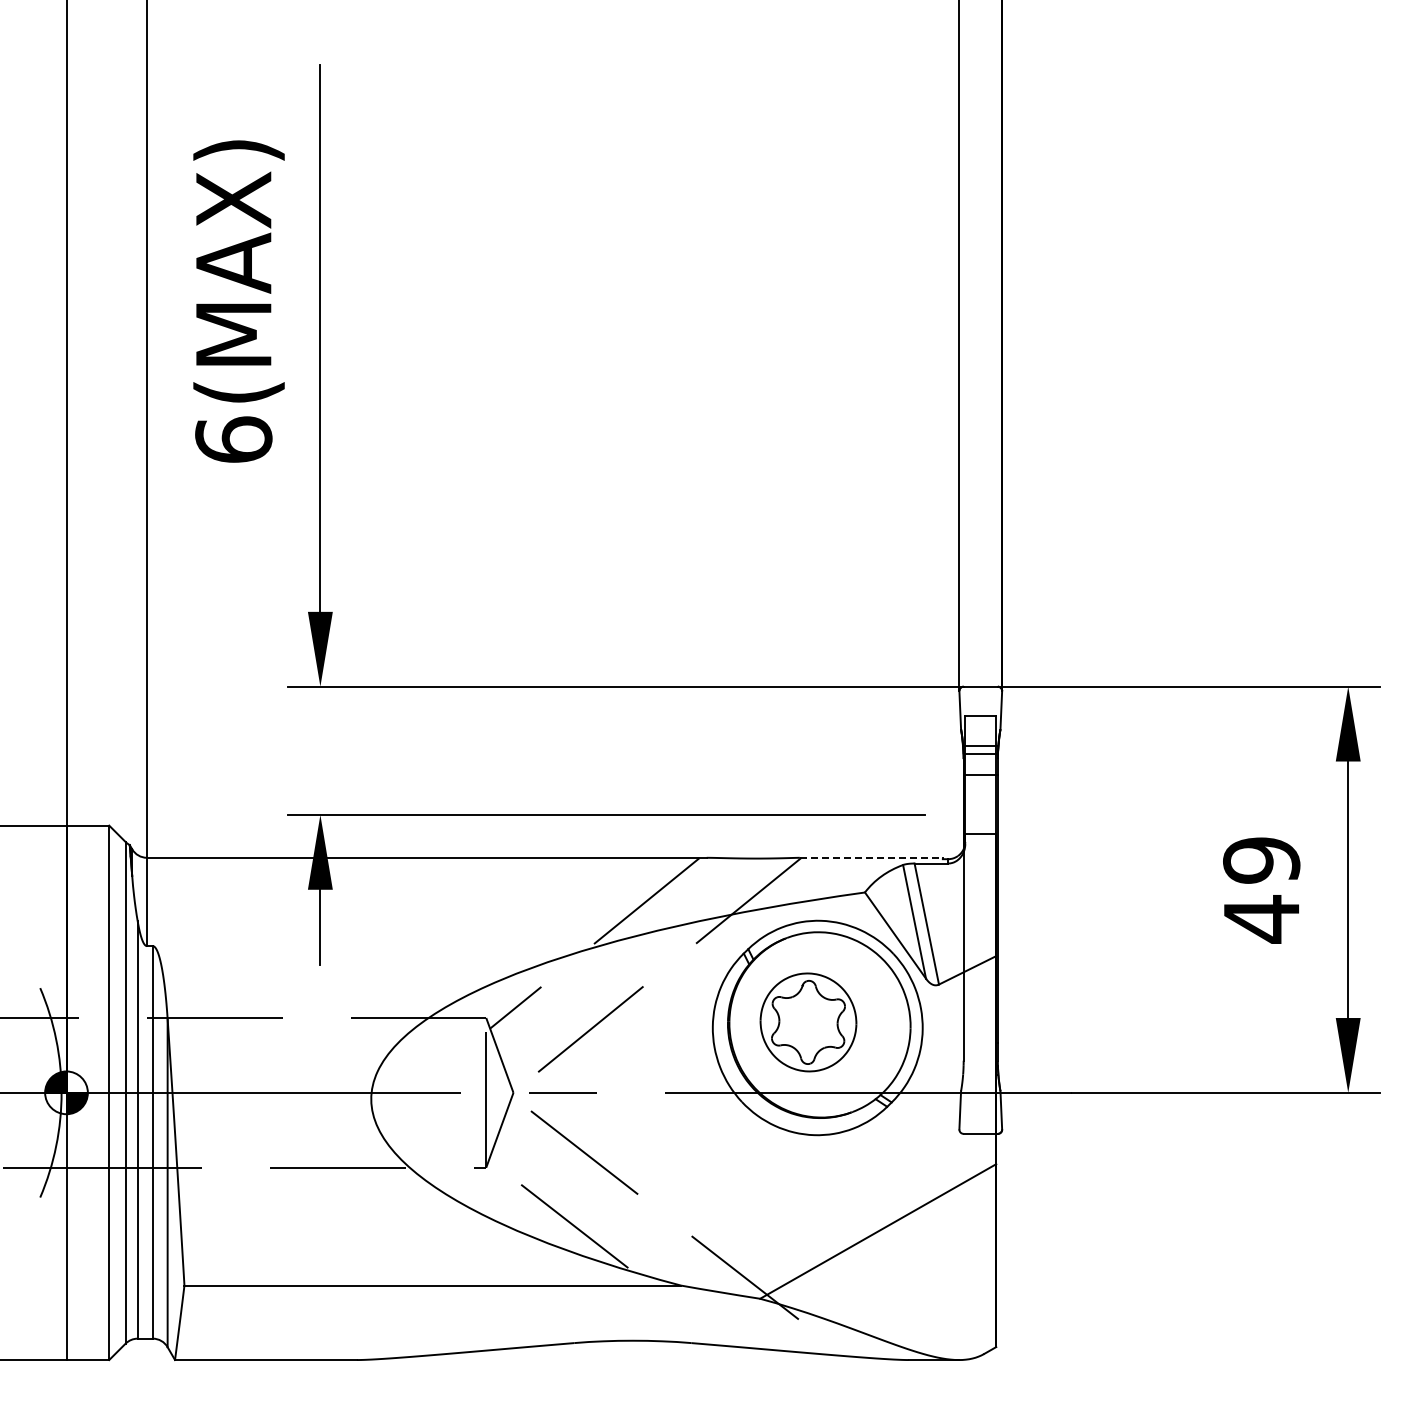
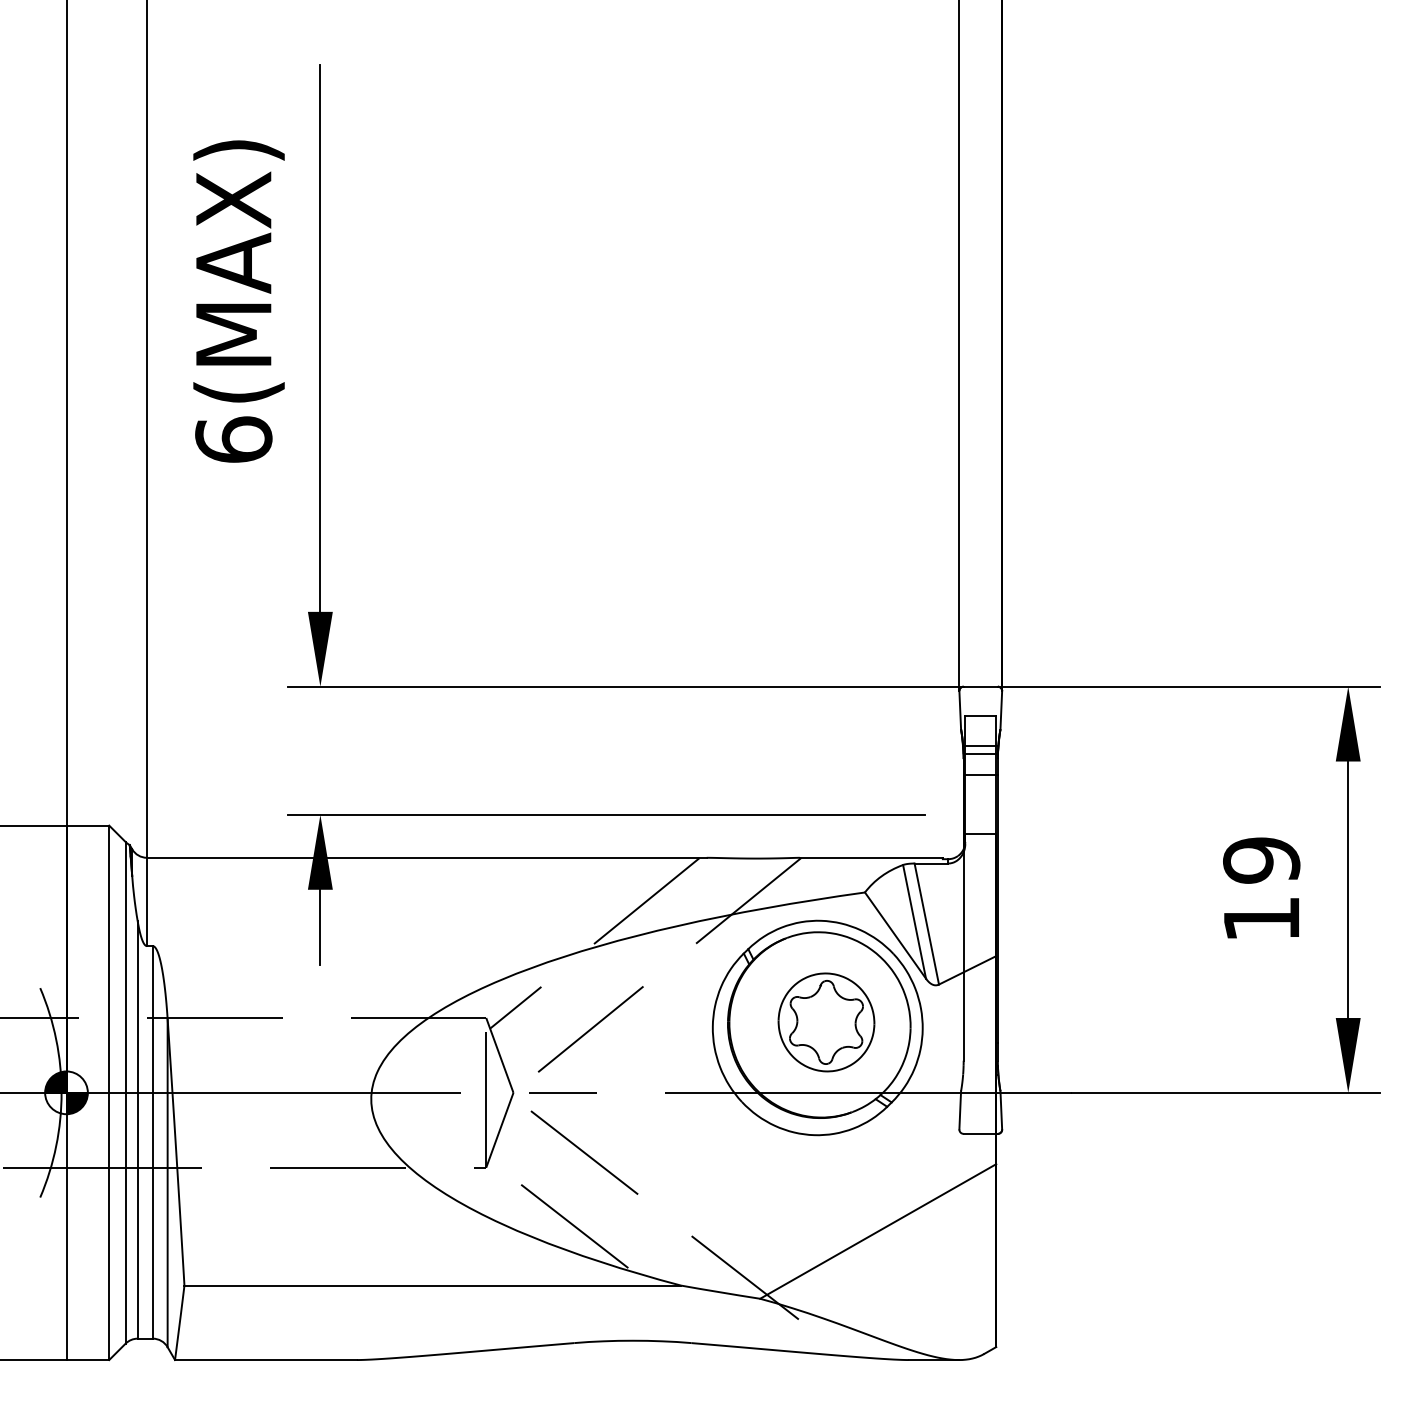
line: dashed -> solid (871, 857)
text: 49 -> 19 (1261, 919)
part position: (808, 1022) -> (826, 1022) (826, 1022)
